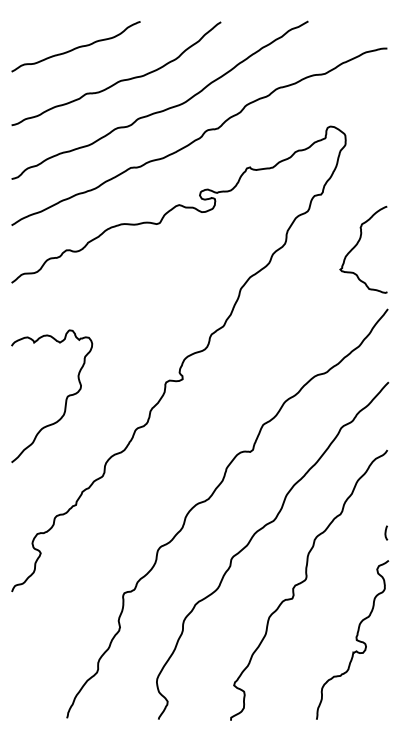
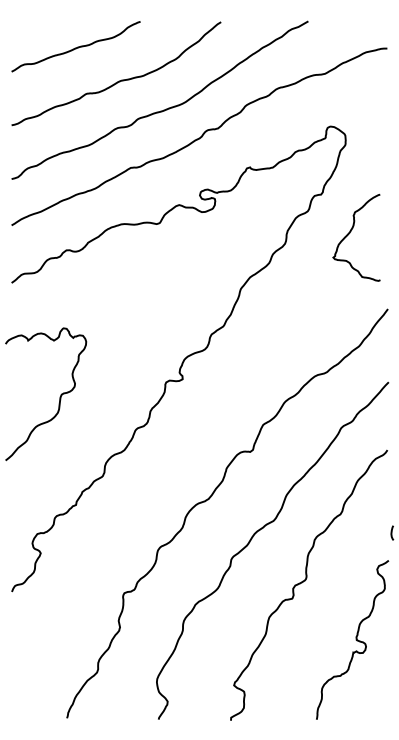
curve position: (357, 245) -> (350, 233) (350, 233)
curve position: (65, 399) -> (59, 397) (59, 397)
curve position: (386, 532) -> (392, 532) (392, 532)
